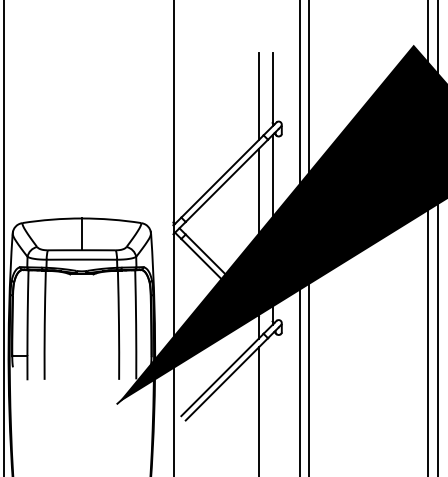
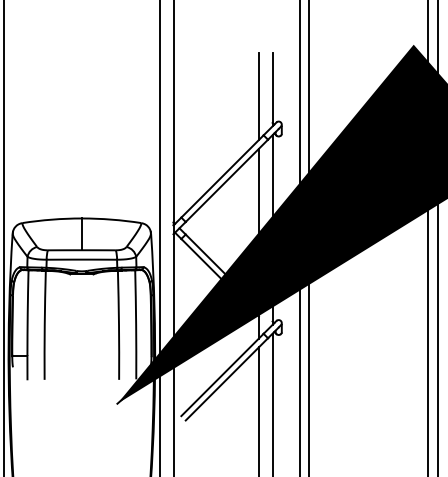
line: none -> present (159, 237)
line: none -> present (272, 403)
